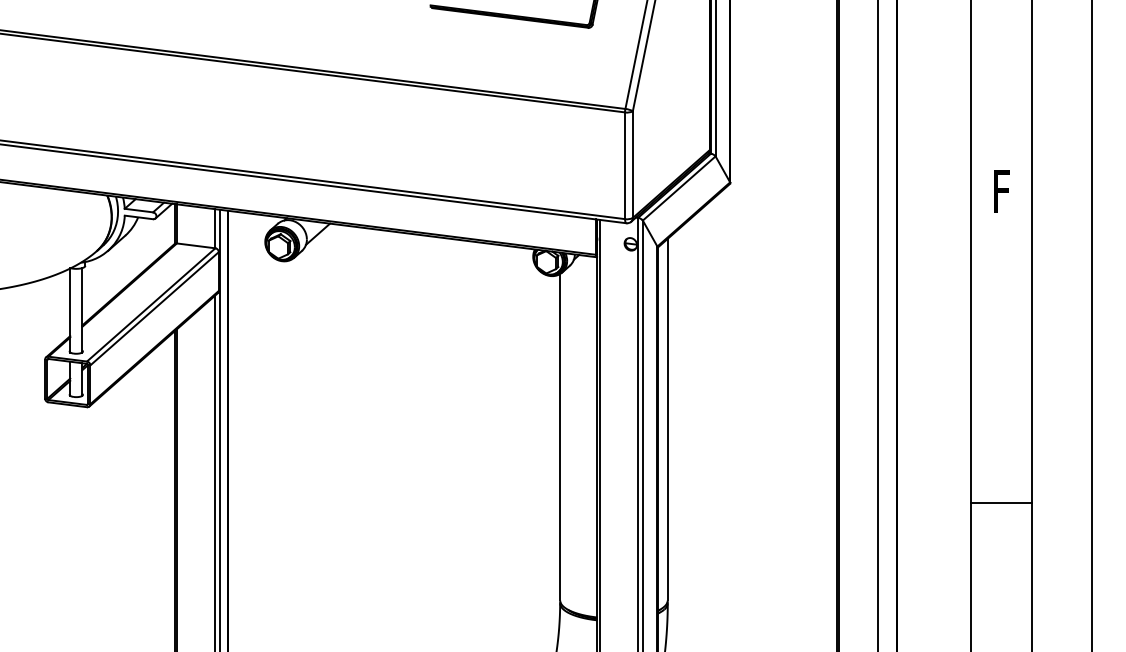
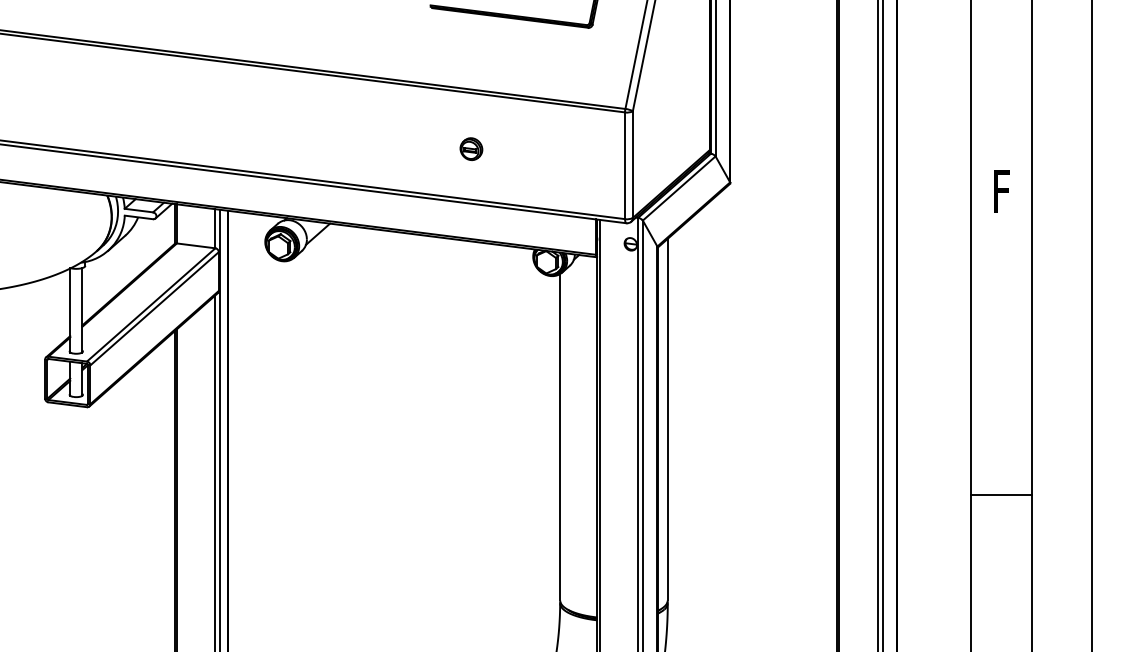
part: none -> present (471, 149)
line: none -> present (882, 325)
line position: (1001, 502) -> (1001, 494) (1001, 494)
